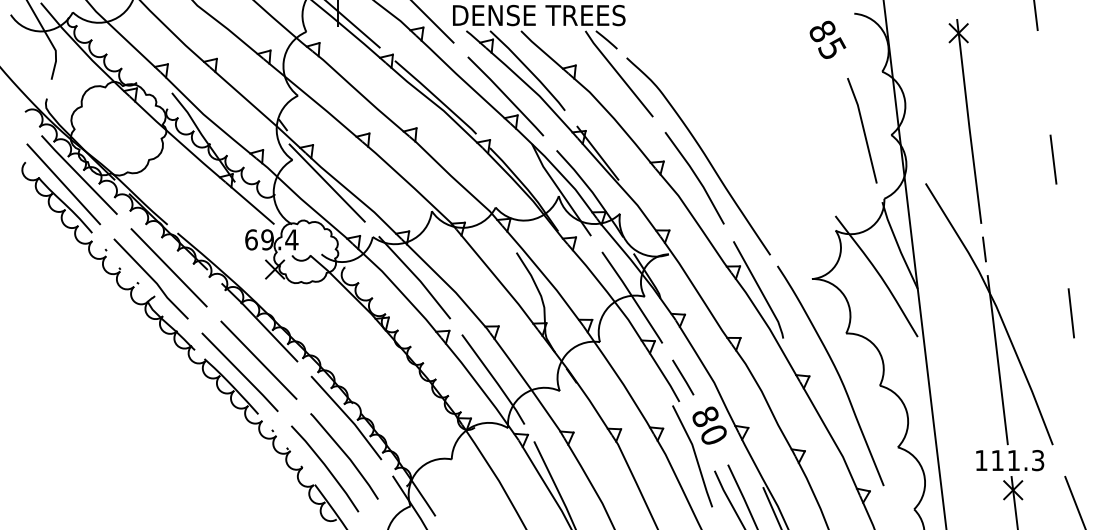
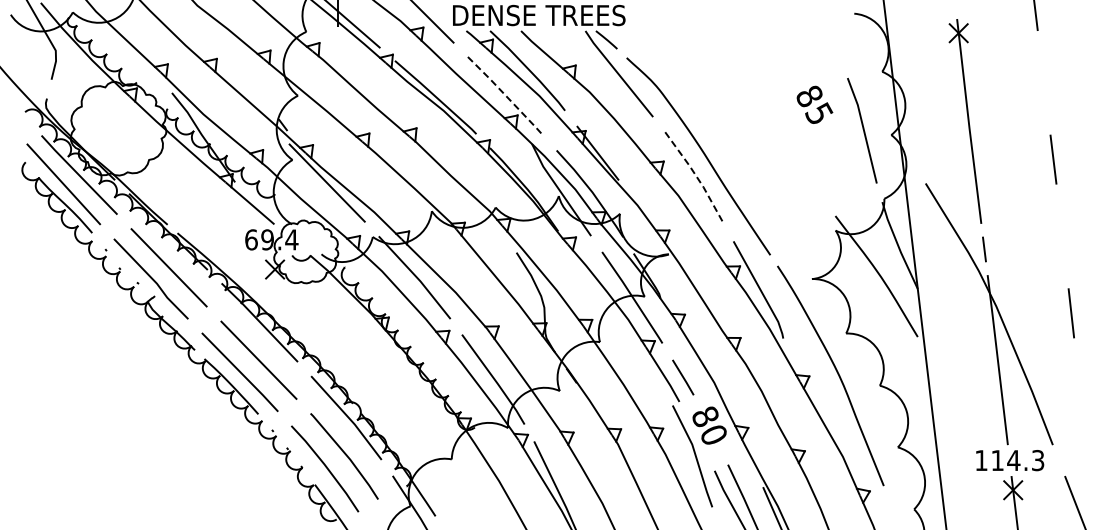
text position: (827, 39) -> (814, 104) (814, 104)
line: solid -> dashed (506, 96)
line: solid -> dashed (697, 177)
text: 111.3 -> 114.3 (1013, 460)
